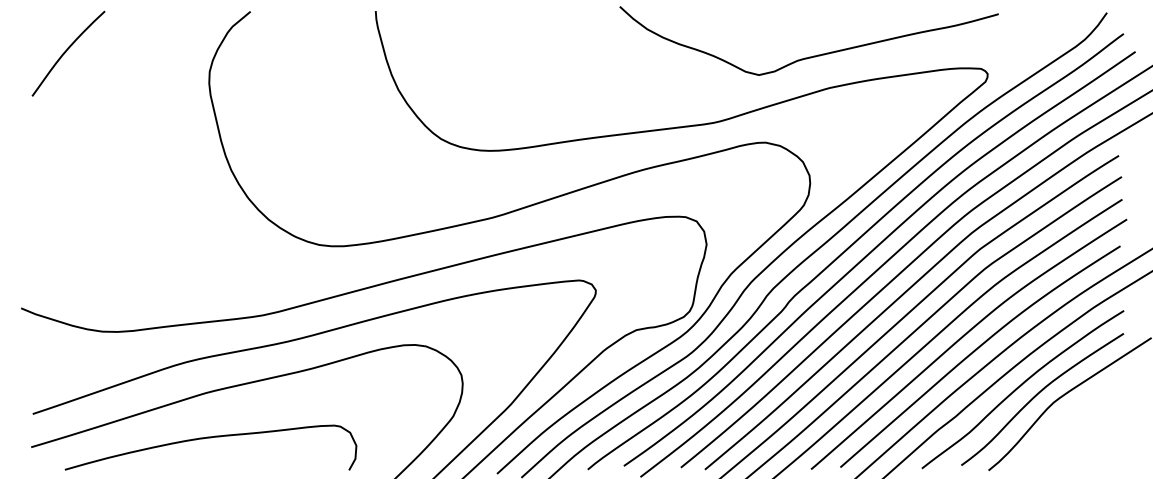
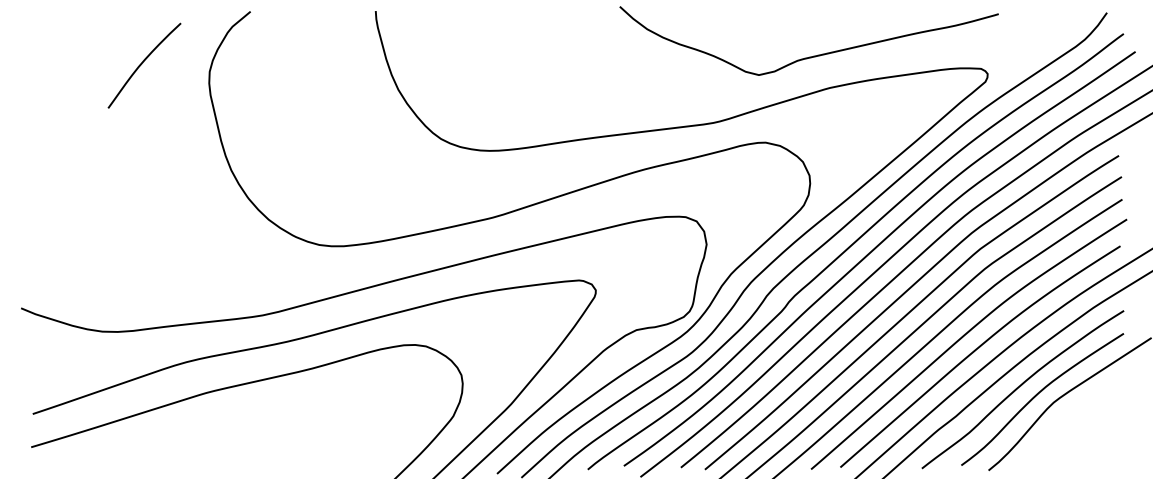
curve position: (66, 52) -> (142, 64) (142, 64)
curve: present -> none (210, 438)
